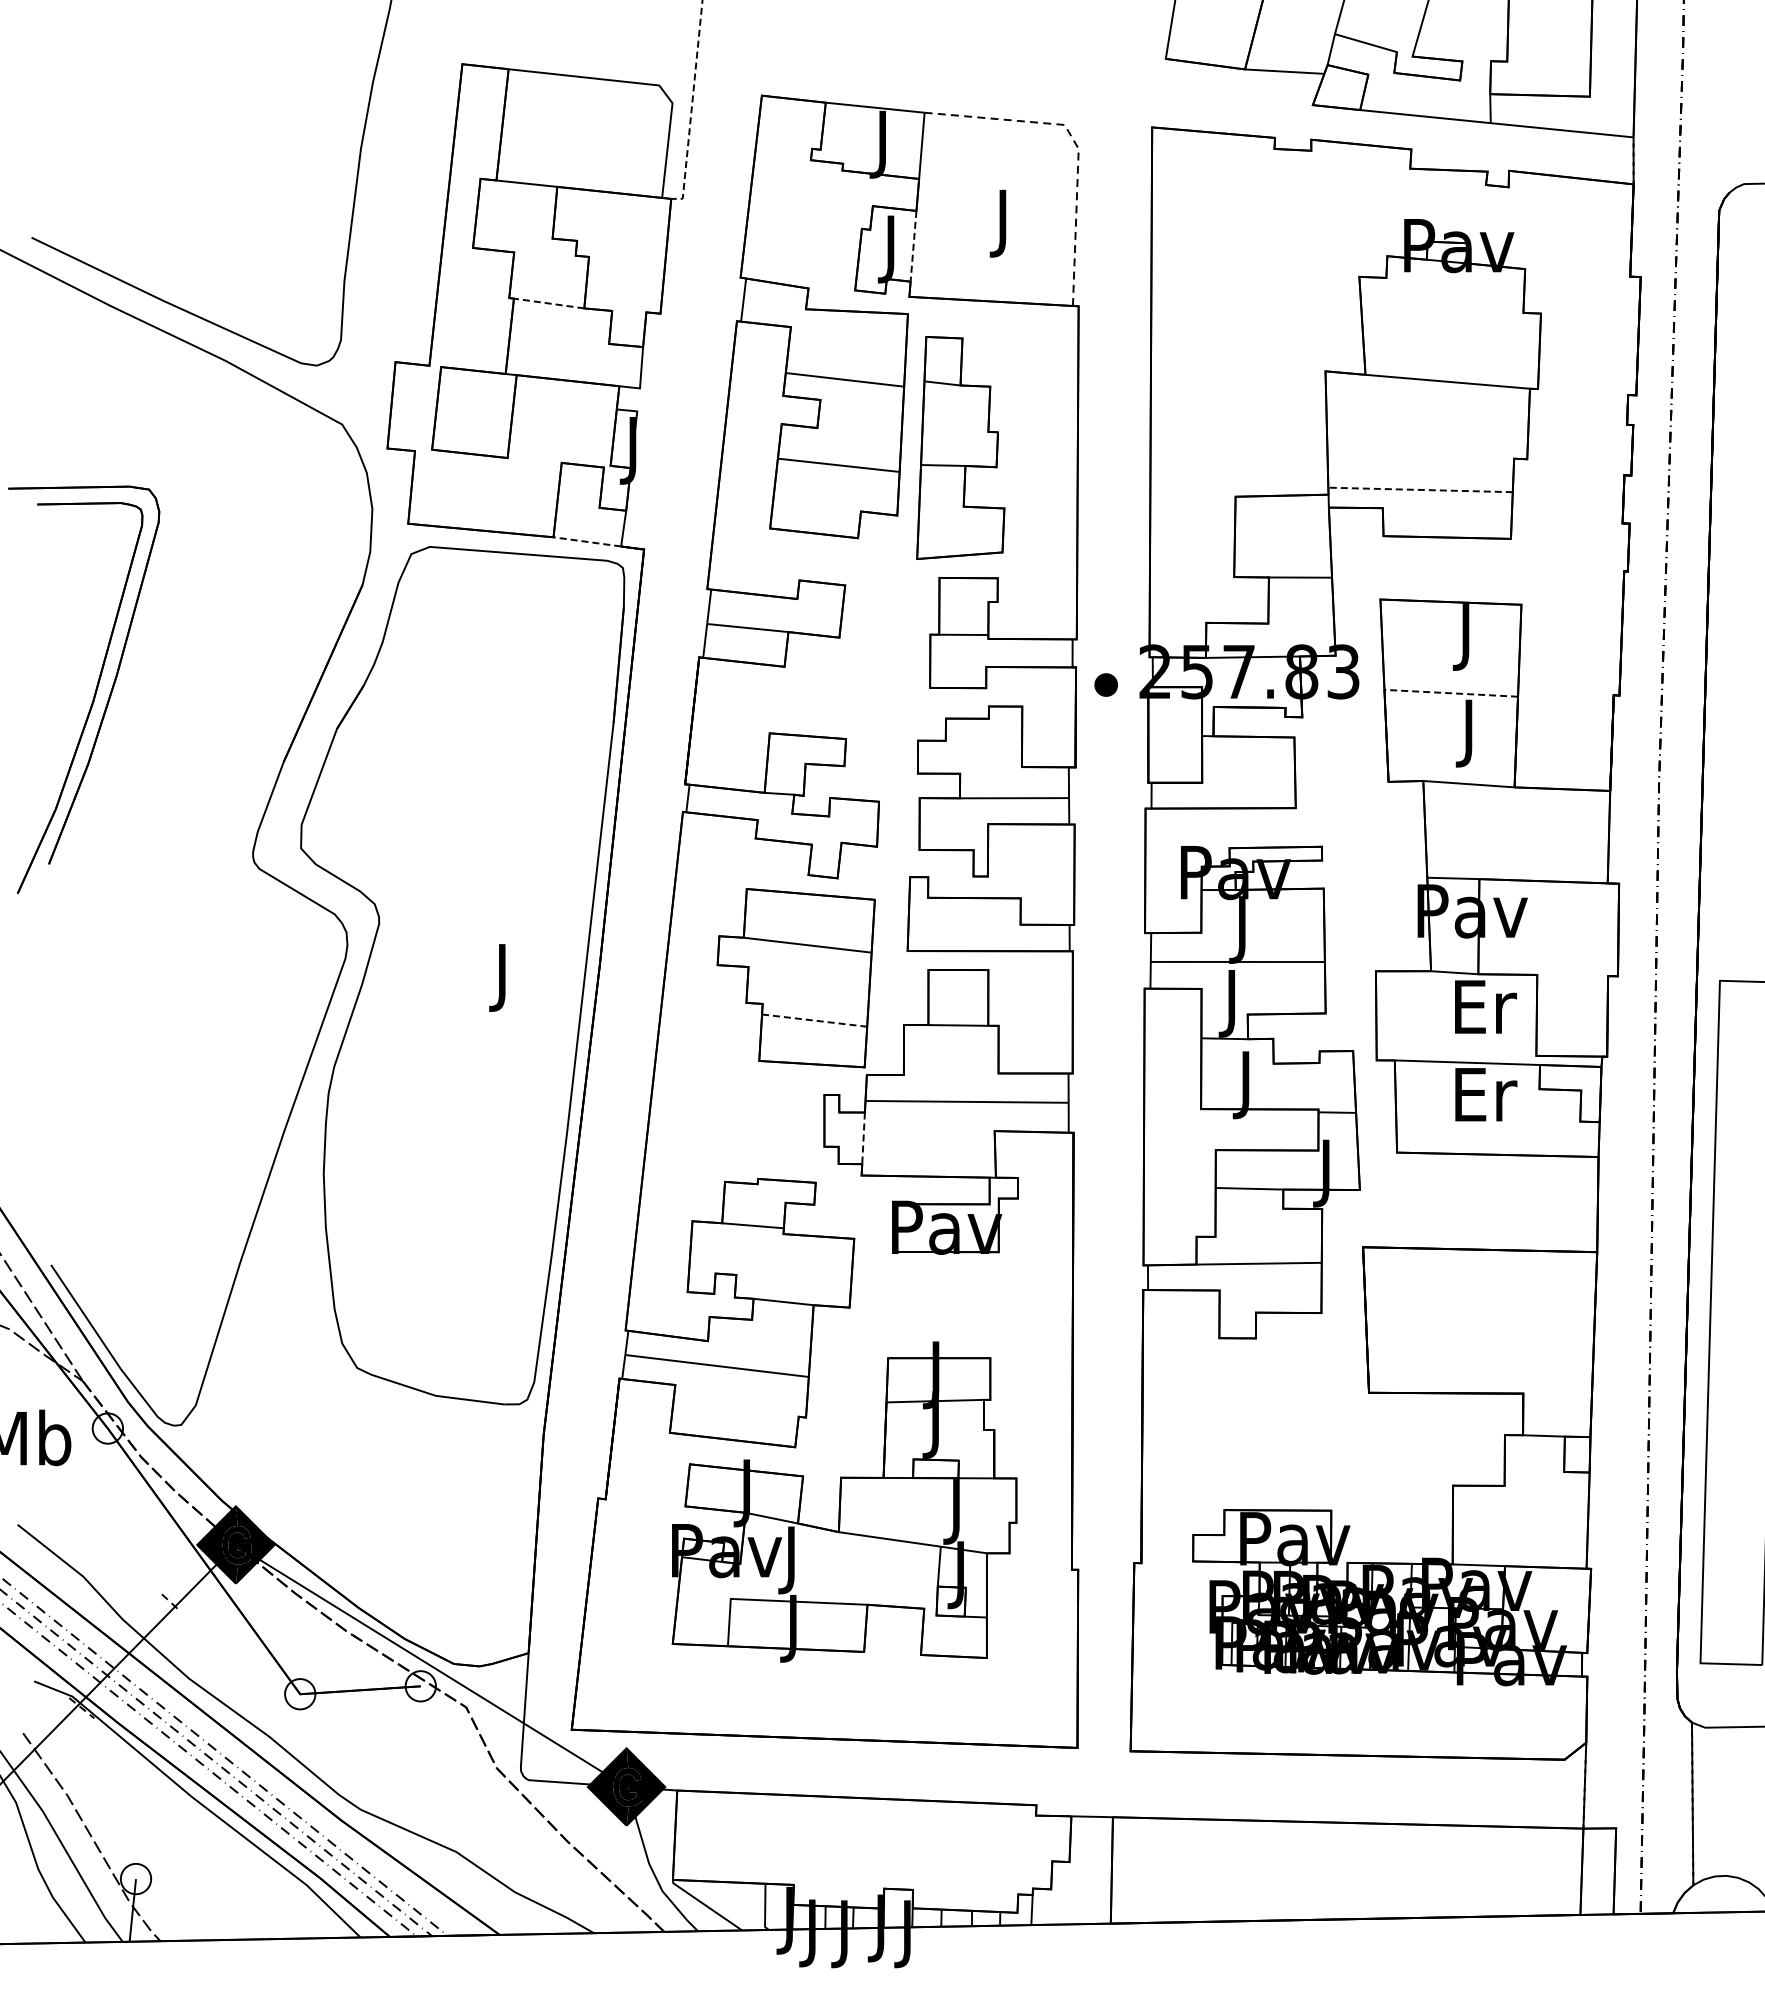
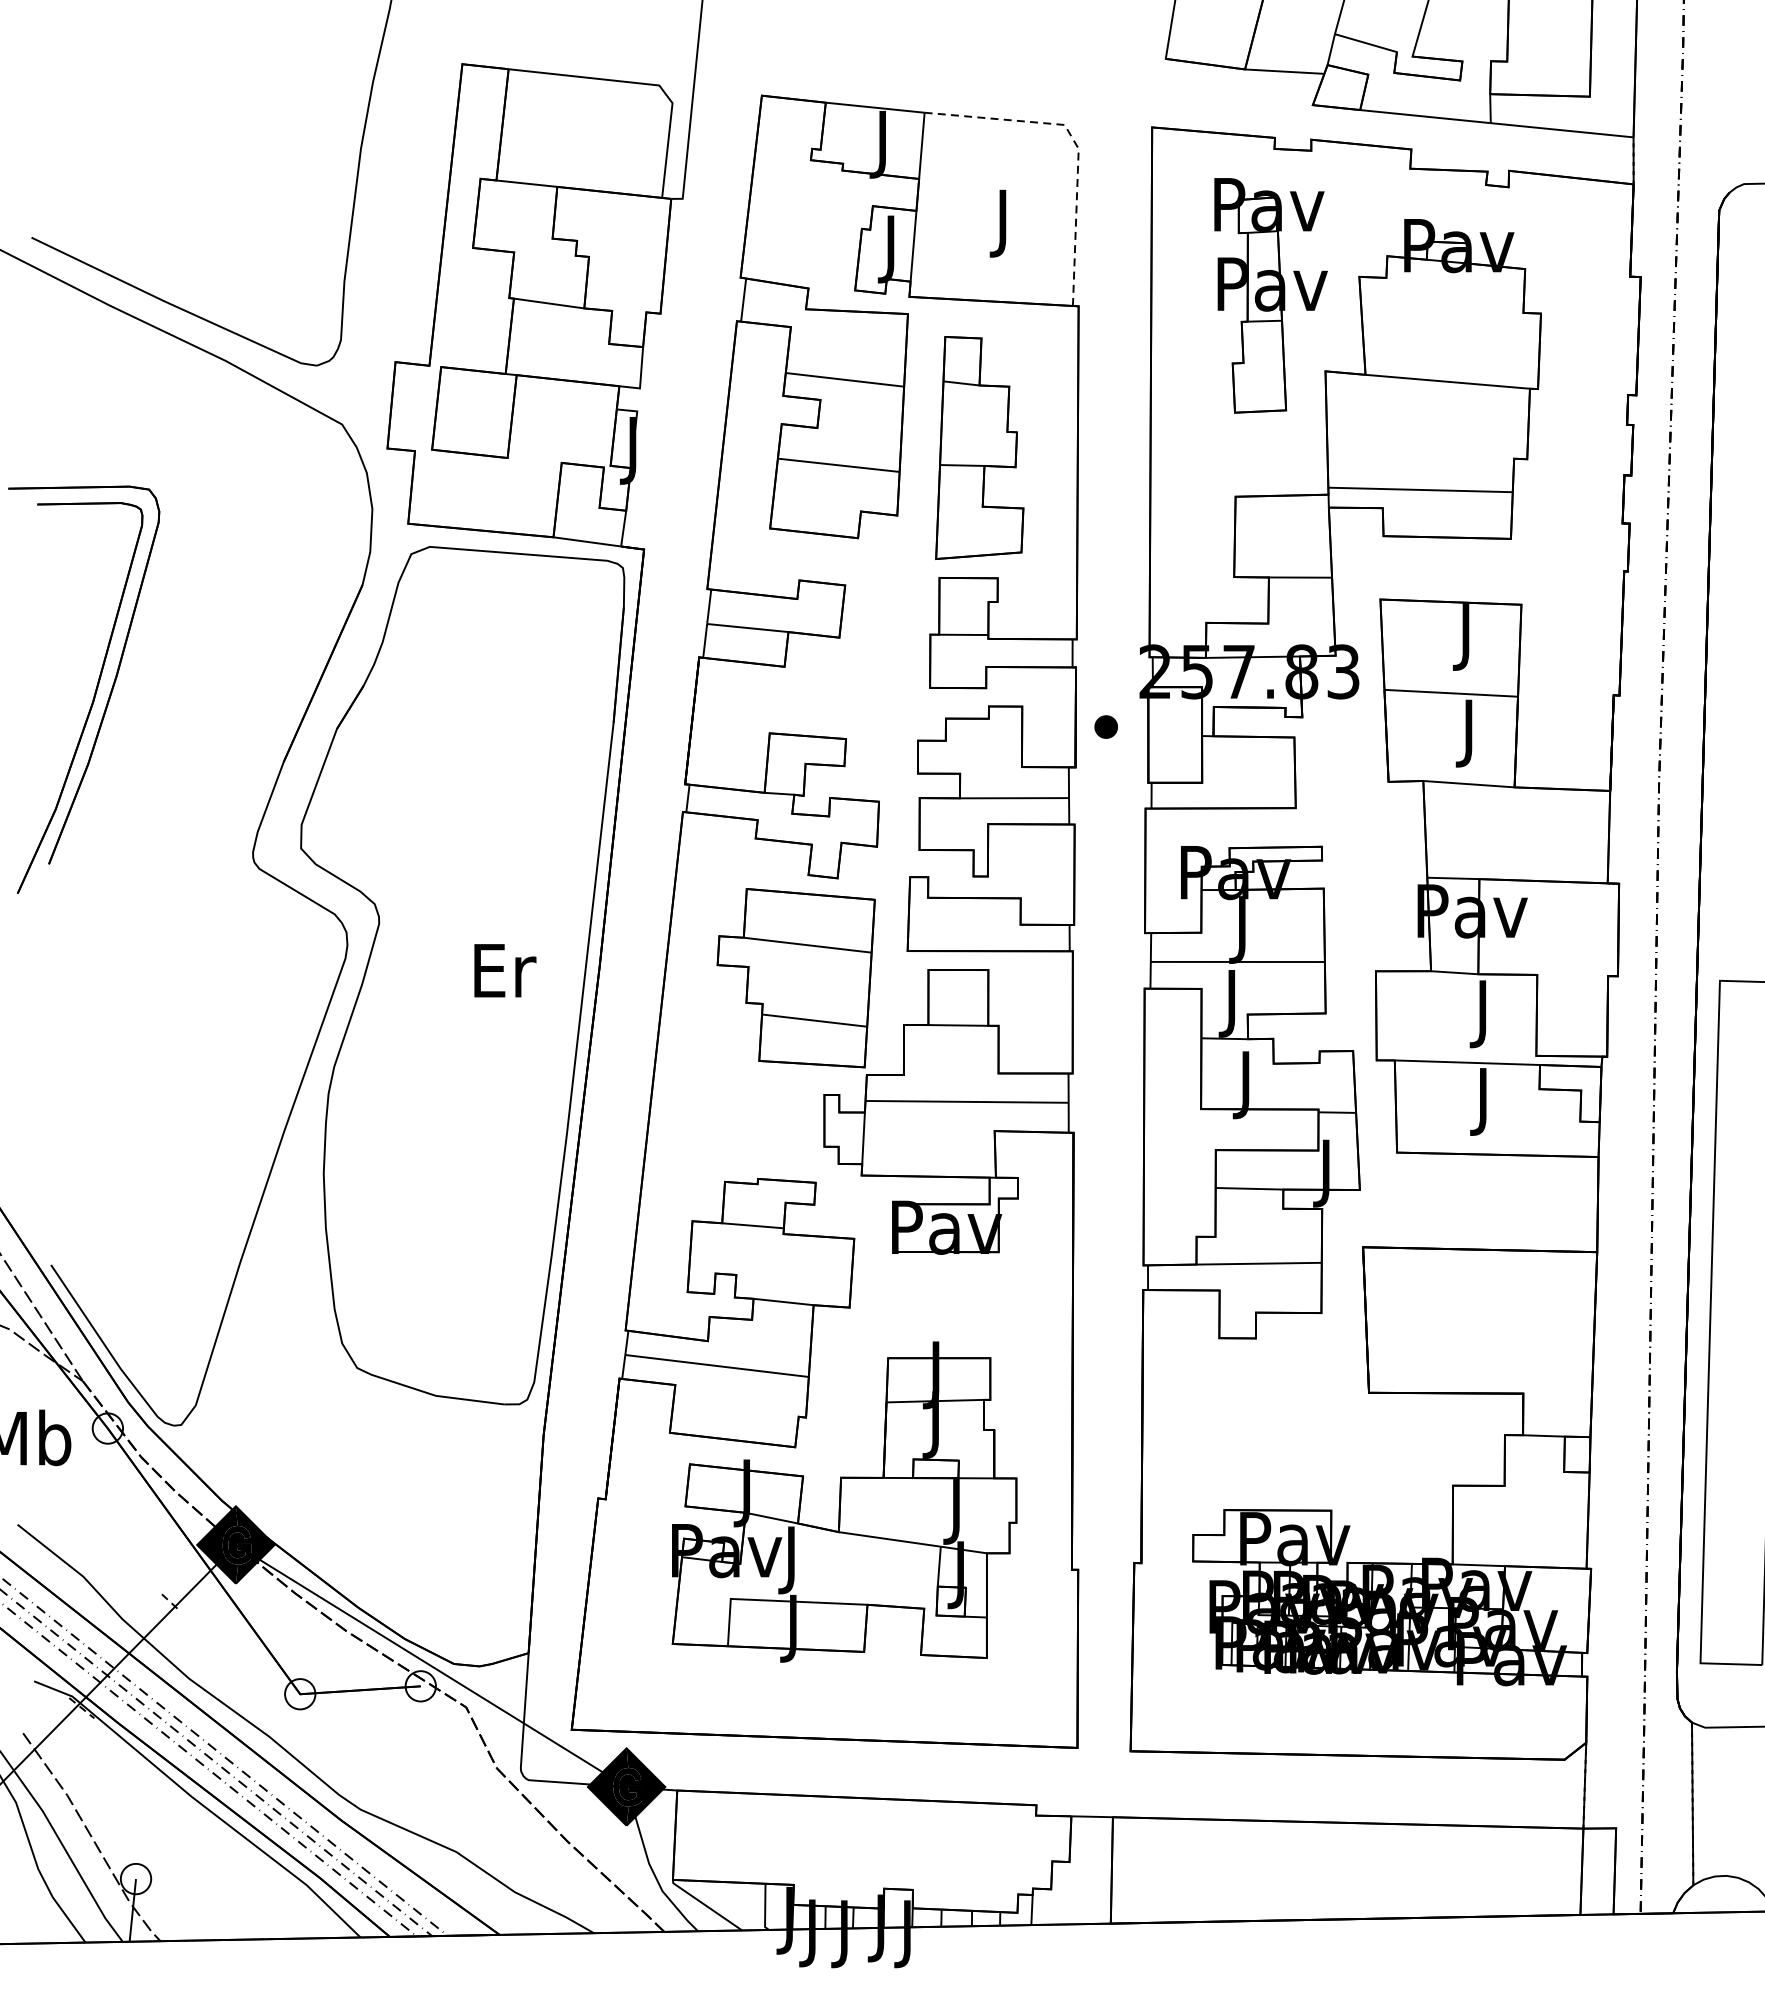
line: dashed -> solid (691, 106)
line: dashed -> solid (913, 246)
part: none -> present (1270, 295)
line: dashed -> solid (549, 303)
part position: (960, 447) -> (979, 447) (979, 447)
line: dashed -> solid (1420, 489)
line: dashed -> solid (586, 541)
part position: (1105, 684) -> (1105, 726) (1105, 726)
line: dashed -> solid (1451, 693)
text: J -> Er (505, 977)
text: Er -> J (1485, 1014)
line: dashed -> solid (814, 1020)
text: Er -> J (1486, 1101)
line: dashed -> solid (863, 1138)
